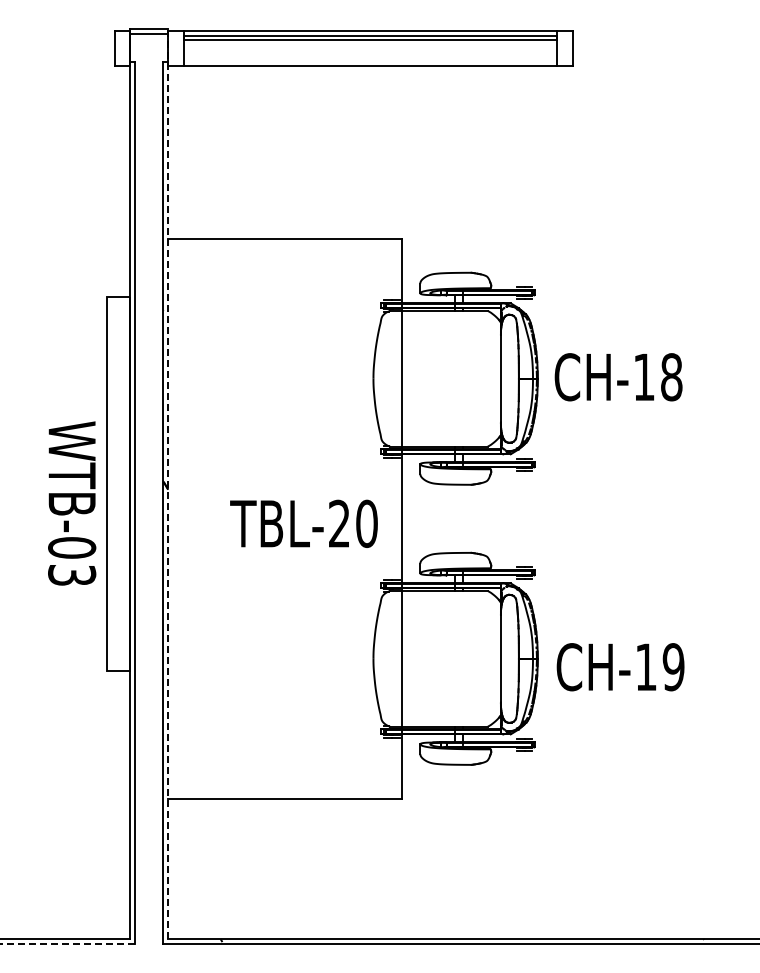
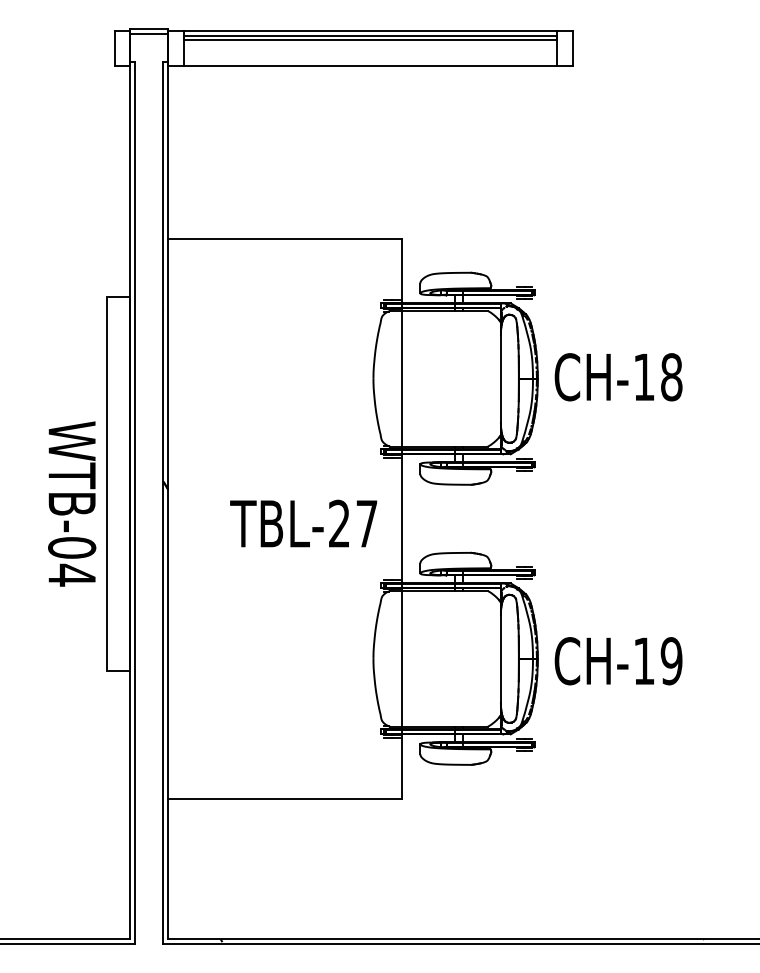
line: dashed -> solid (168, 484)
text: TBL-20 -> TBL-27 (366, 523)
text: WTB-03 -> WTB-04 (72, 574)
text position: (620, 667) -> (618, 661) (618, 661)
line: dashed -> solid (67, 943)
